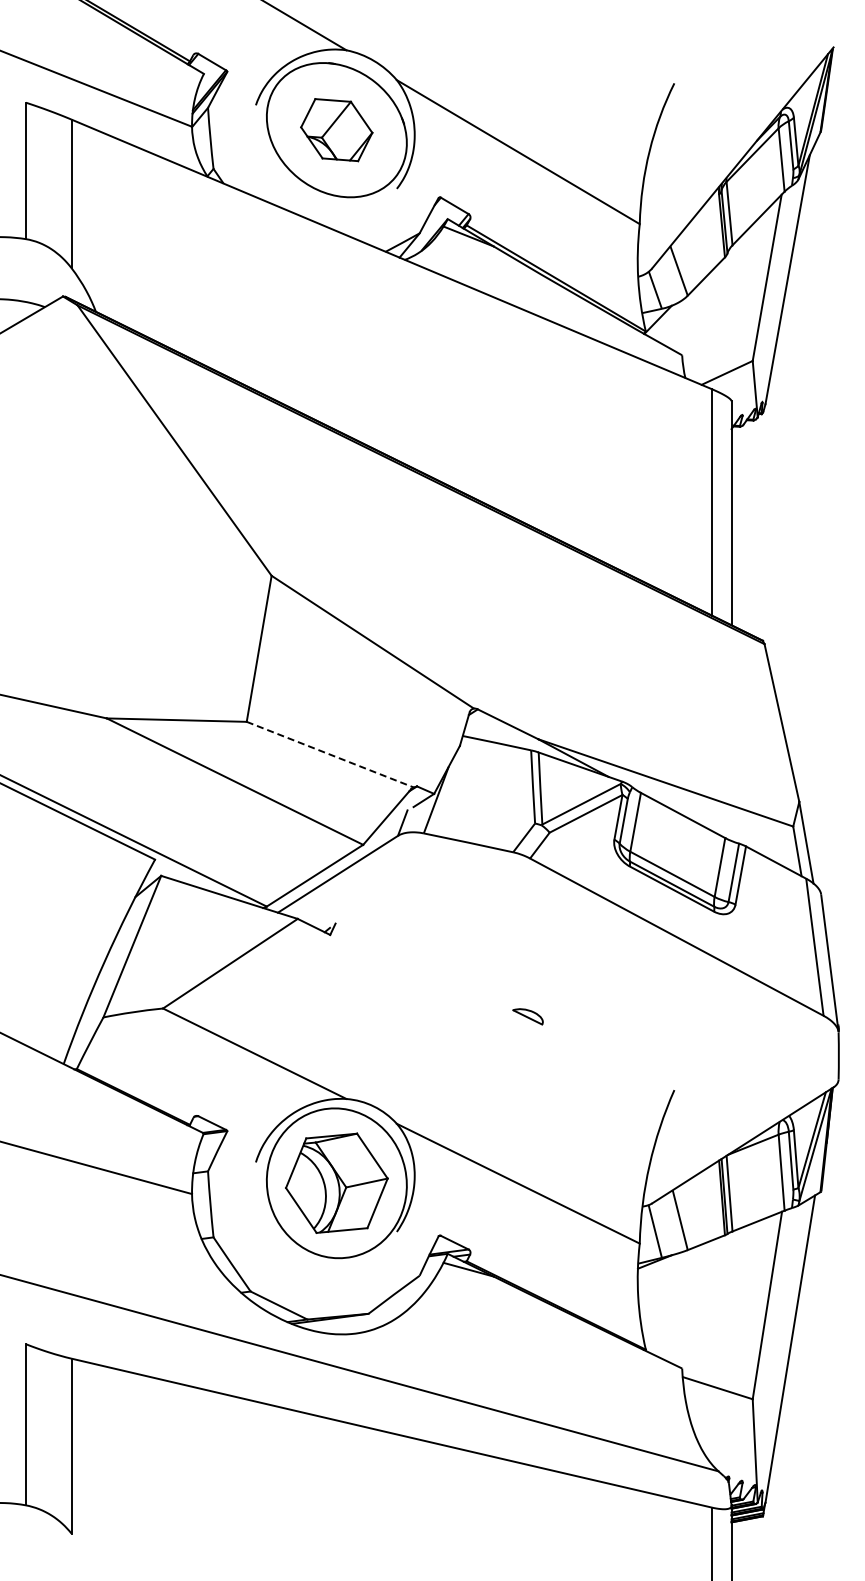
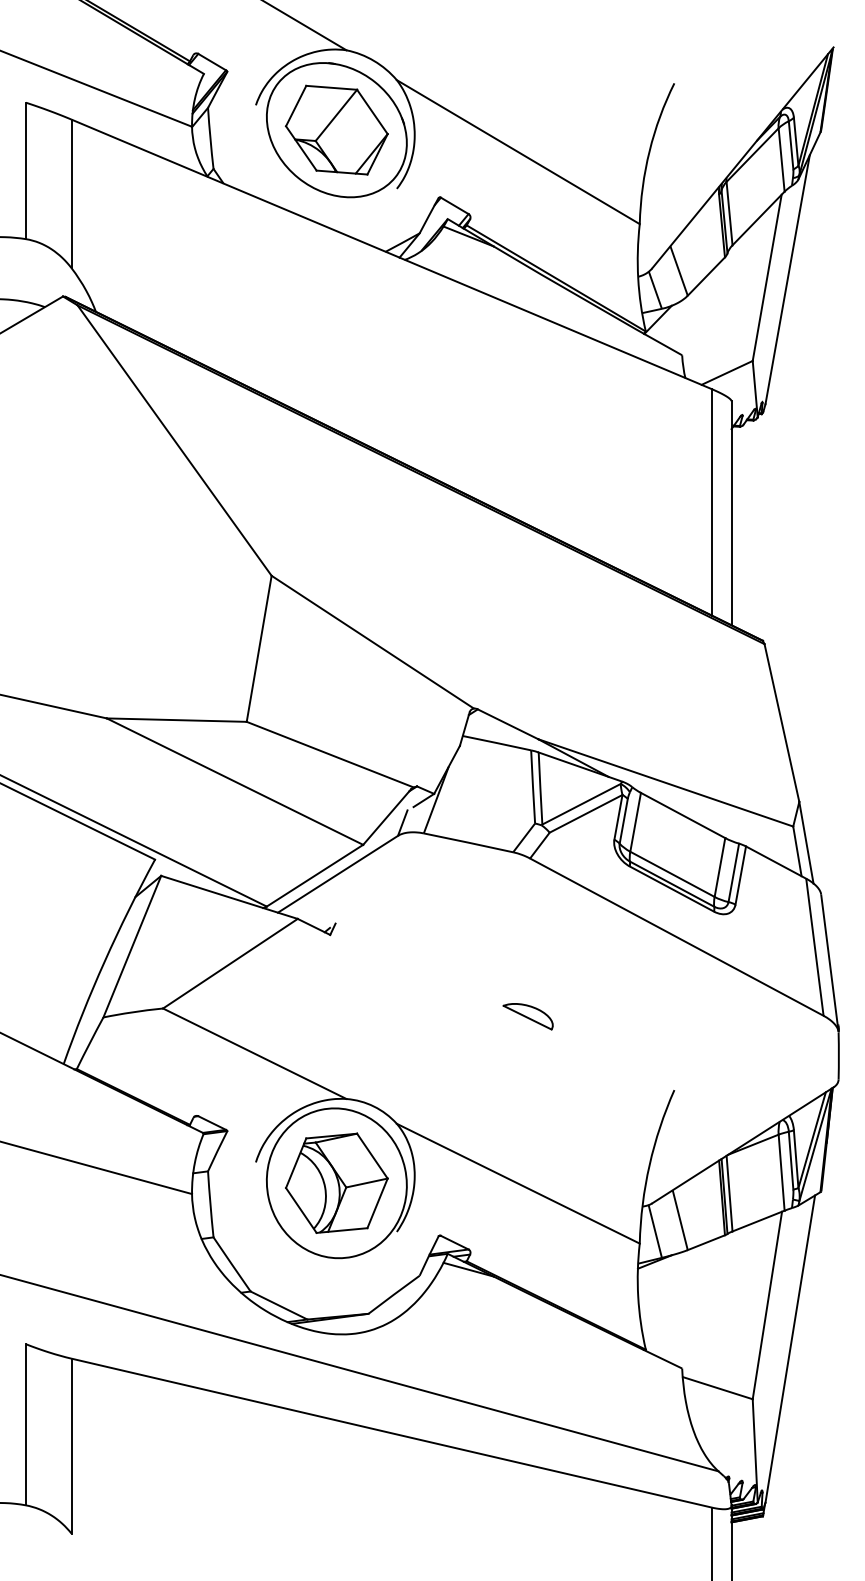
part size: 74x65 px -> 105x92 px (336, 129)
line: dashed -> solid (330, 754)
part size: 32x18 px -> 52x28 px (527, 1016)
